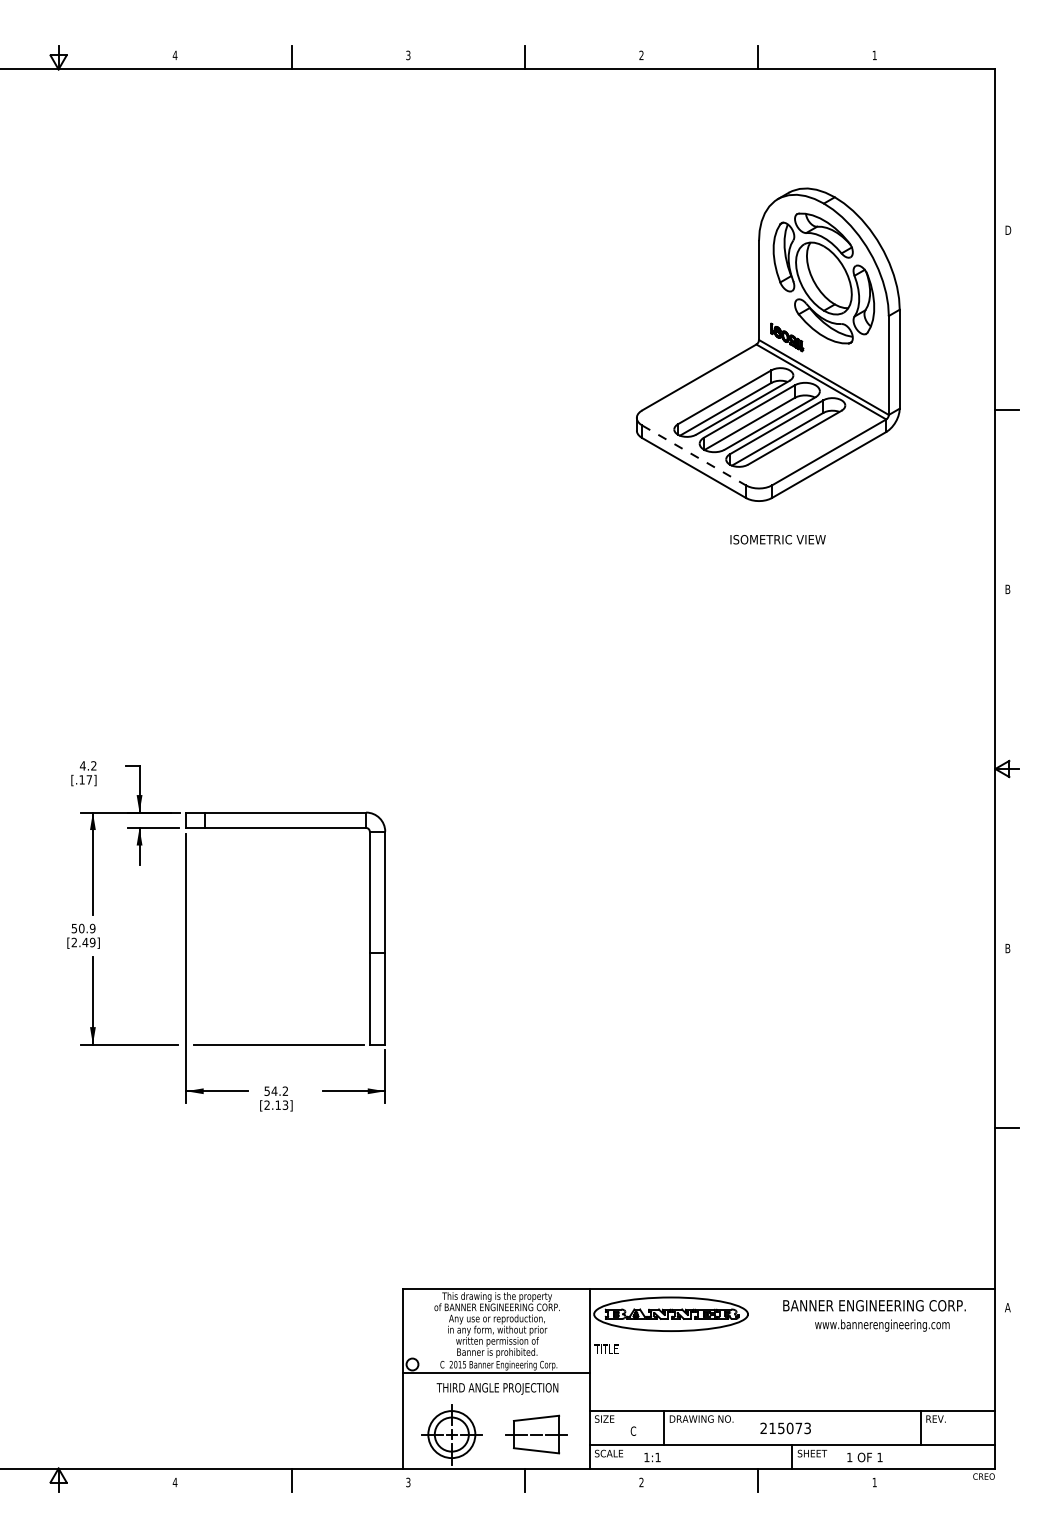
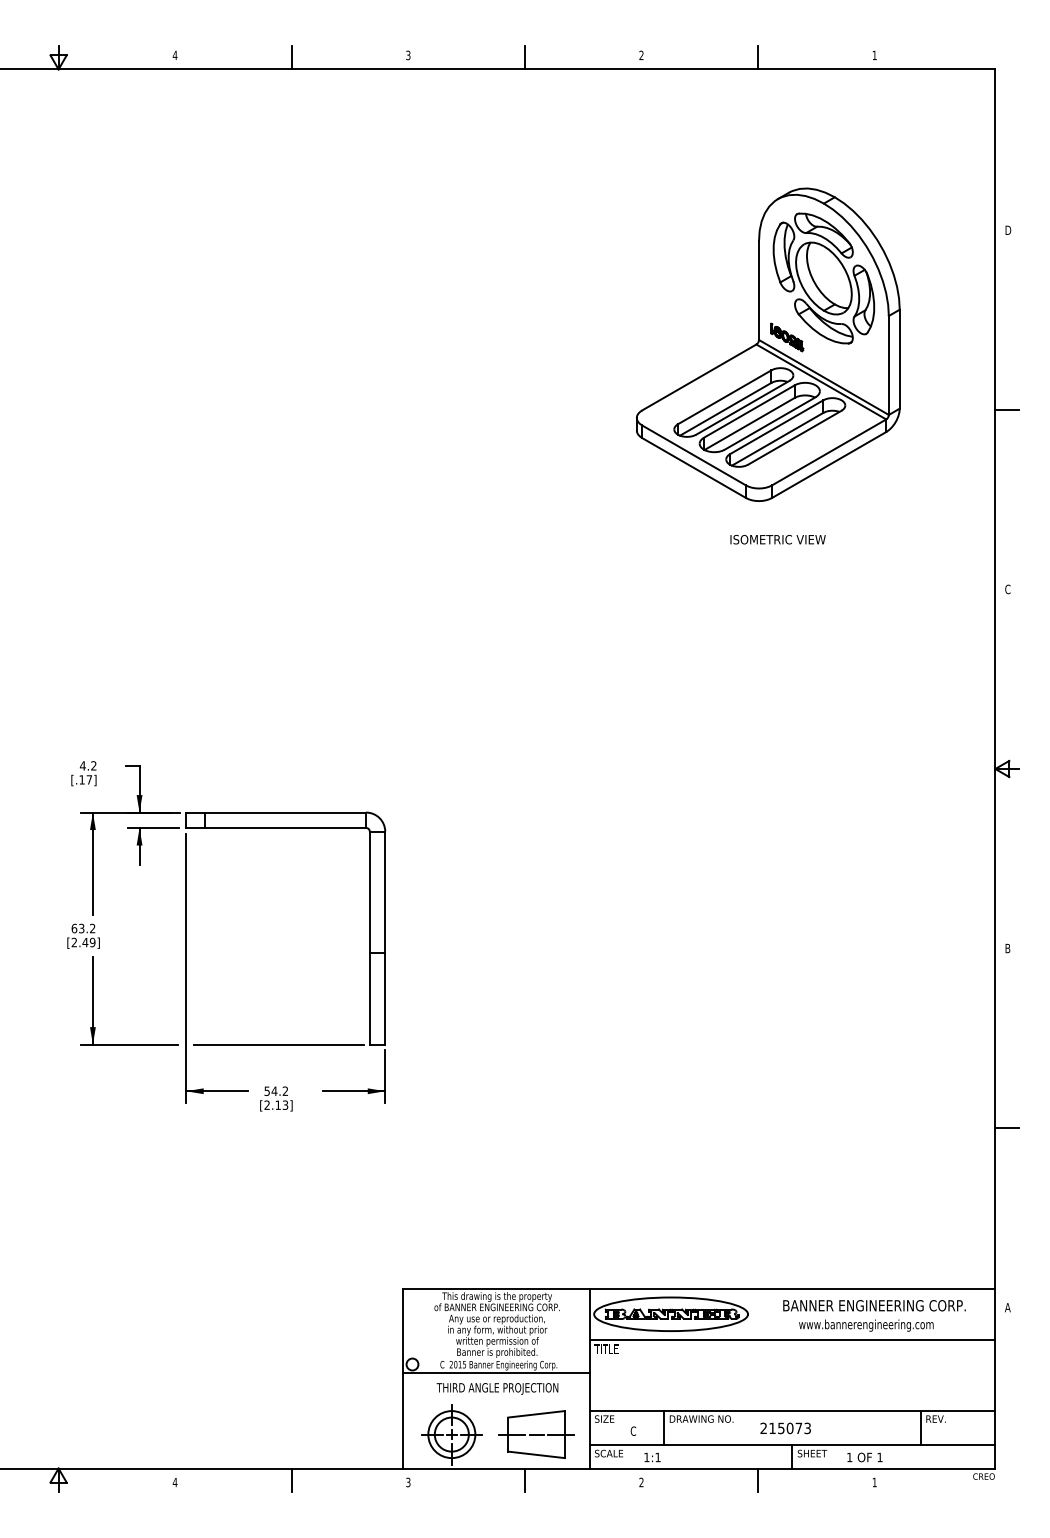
line: dashed -> solid (694, 455)
text: B -> C (1007, 589)
text: 50.9 -> 63.2 (83, 928)
text position: (882, 1325) -> (866, 1325) (866, 1325)
line: none -> present (792, 1339)
part size: 63x41 px -> 77x49 px (536, 1434)
